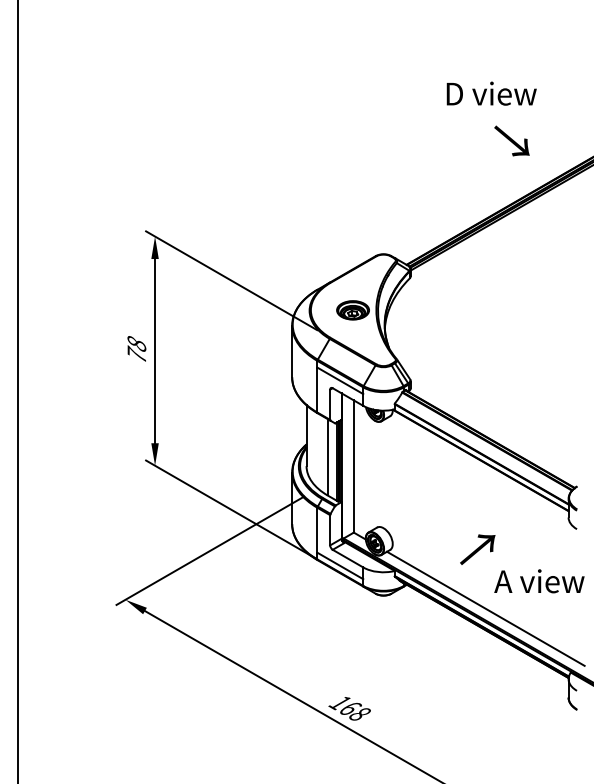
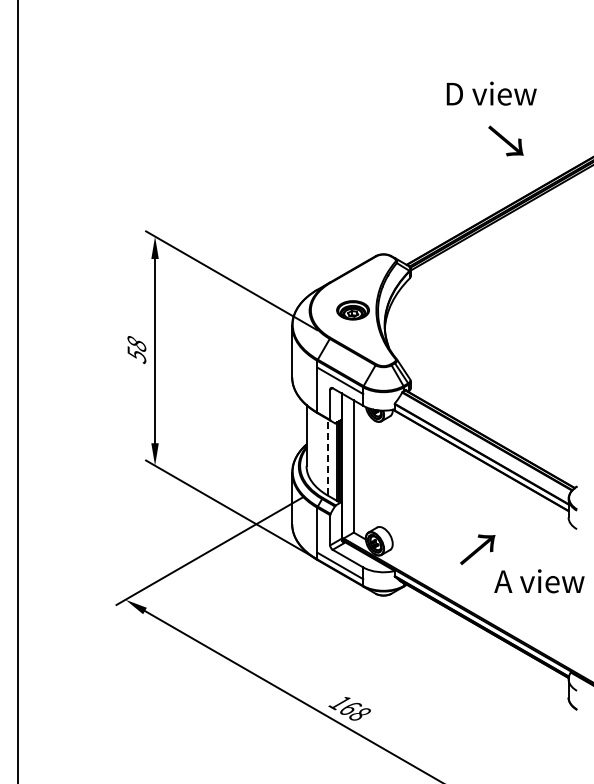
text position: (511, 140) -> (505, 140) (505, 140)
text: 78 -> 58 (136, 354)
line: solid -> dashed (327, 456)
line: present -> none (485, 608)
